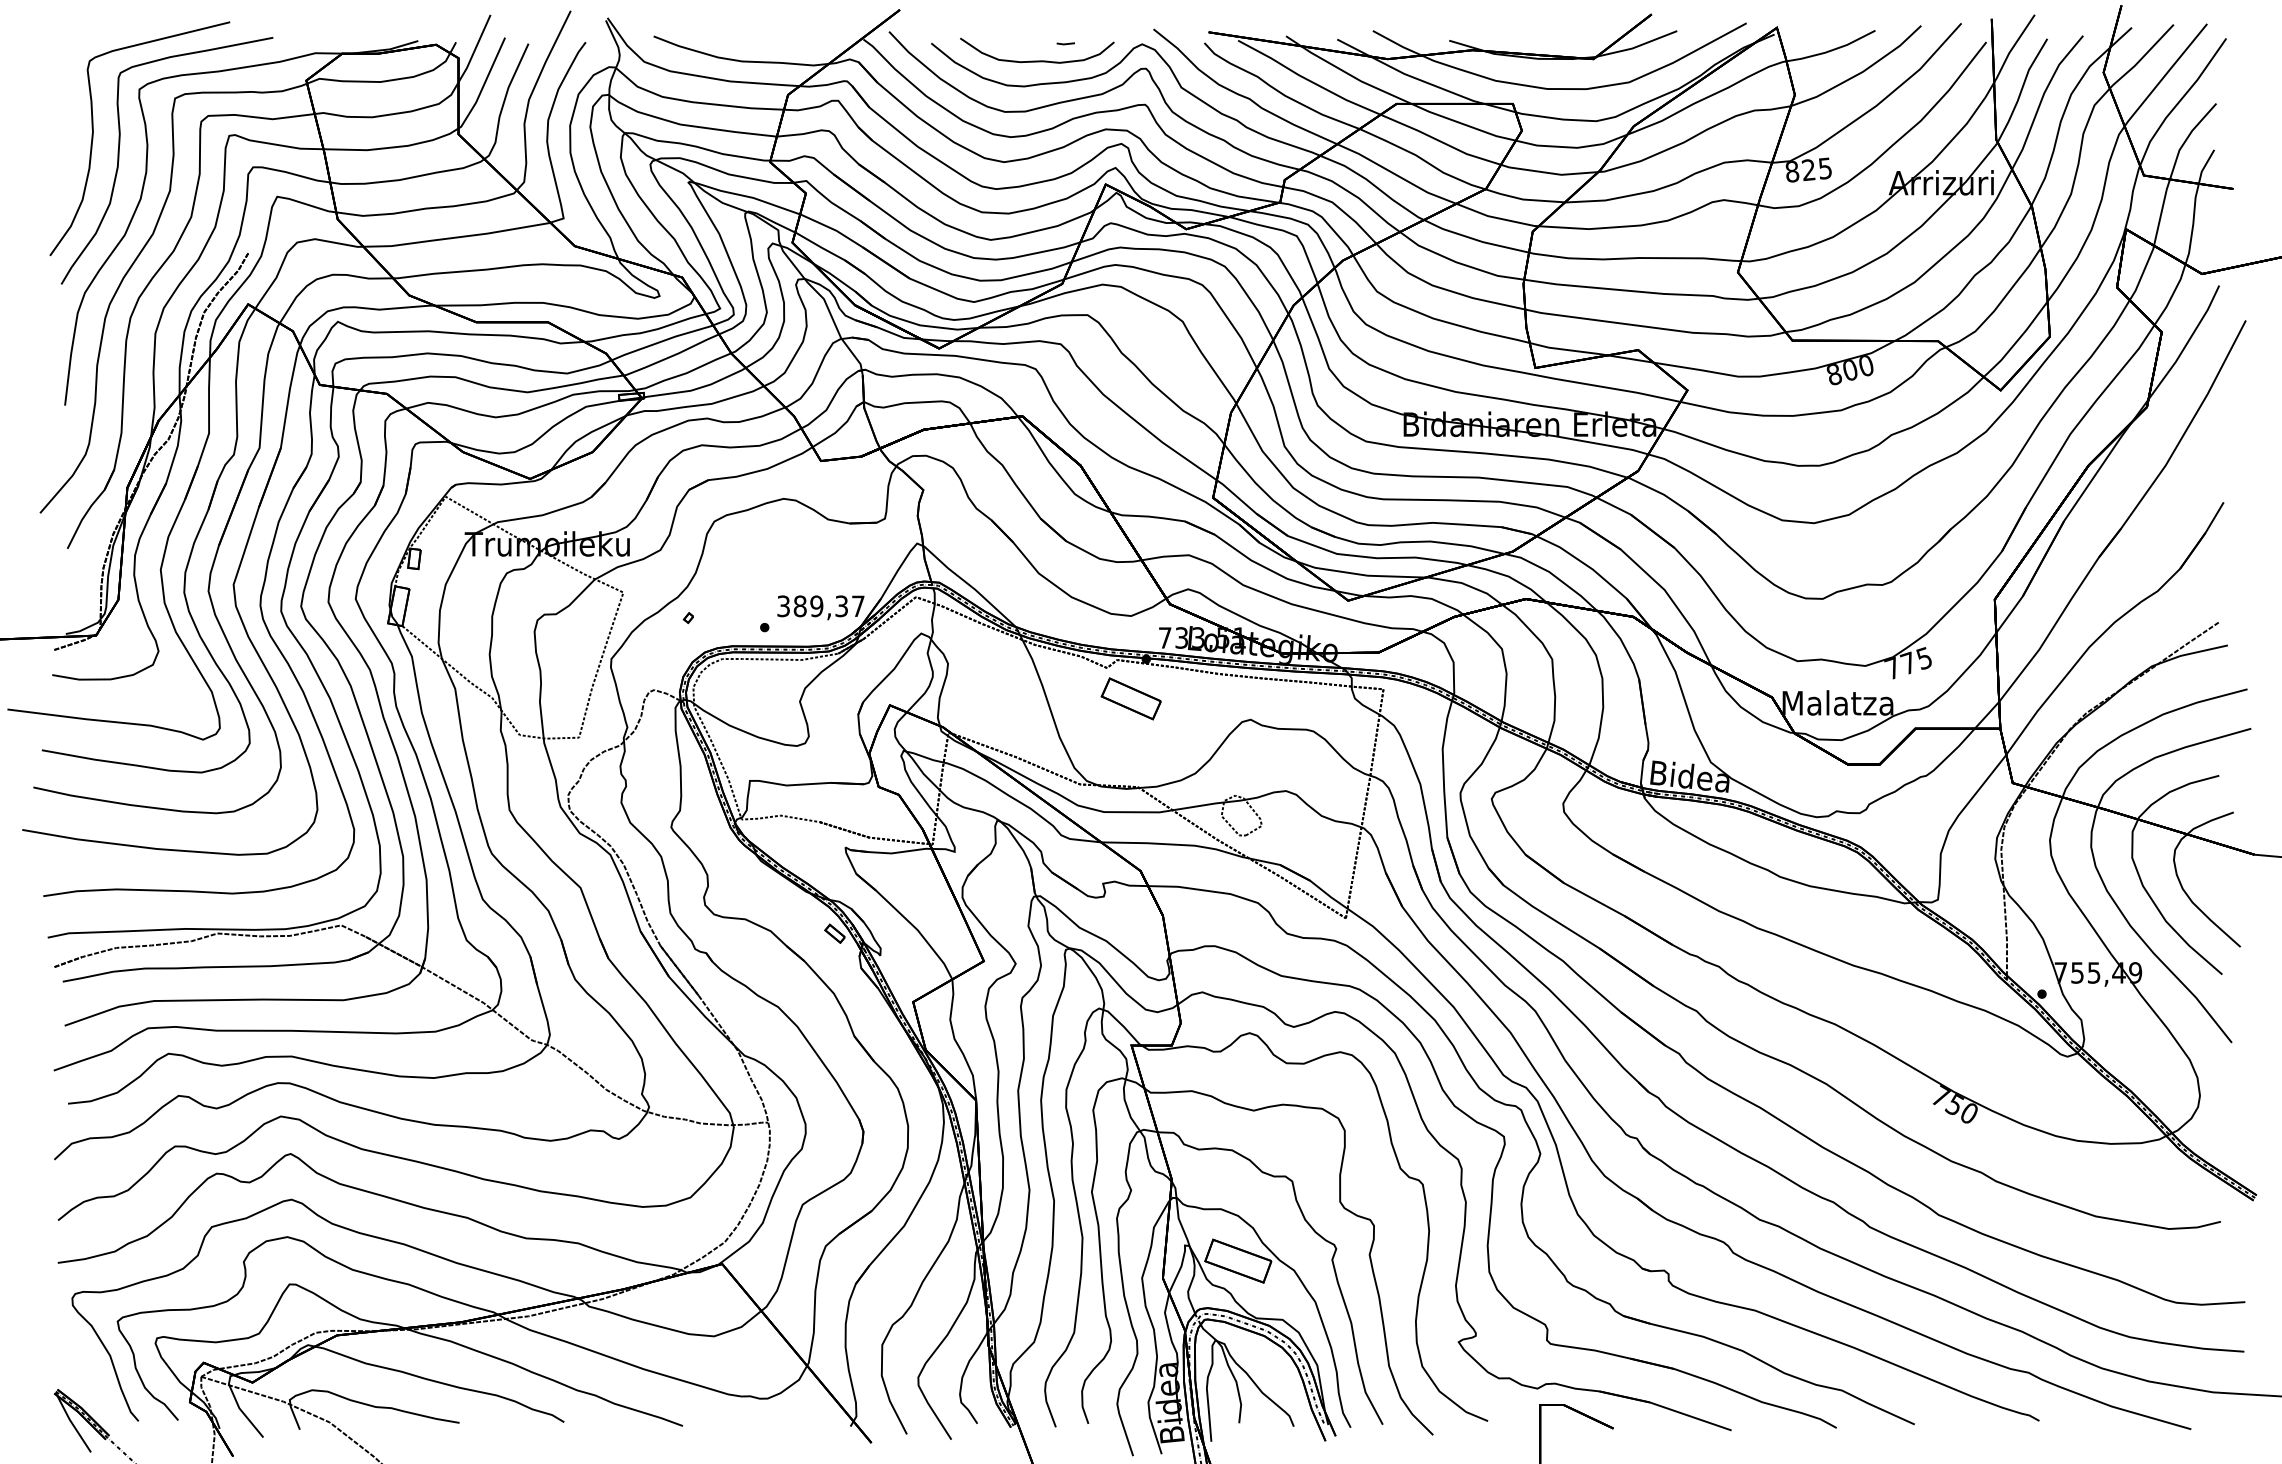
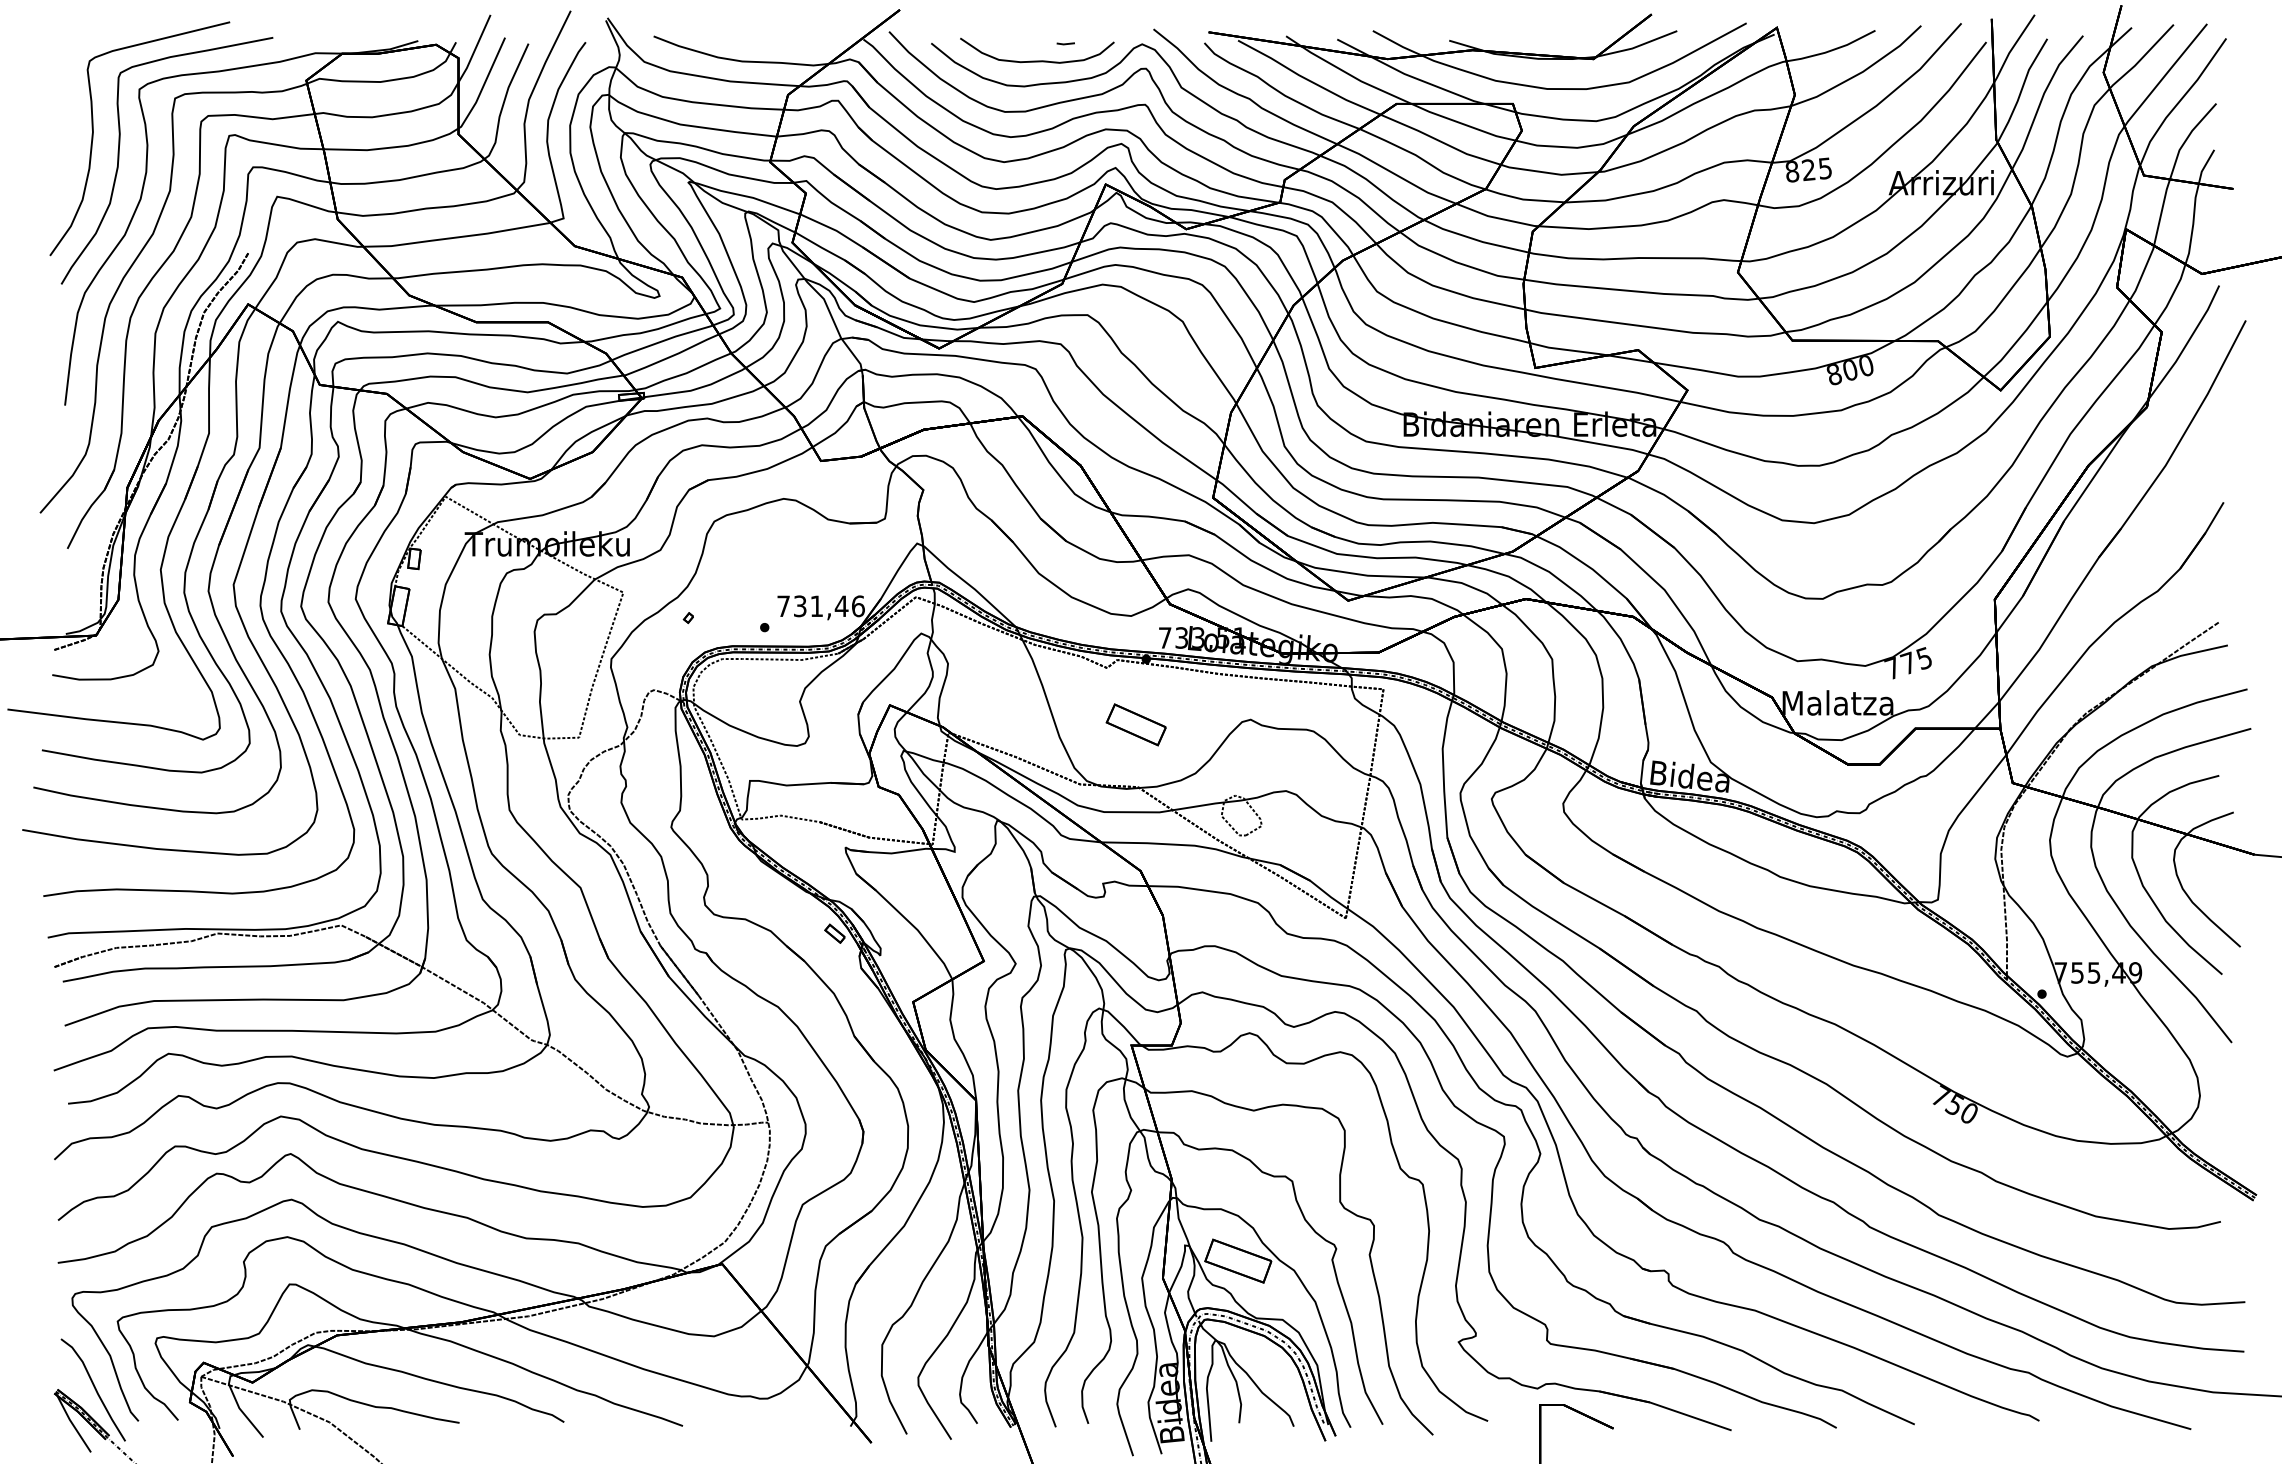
text: 389,37 -> 731,46 (820, 606)
part position: (1130, 698) -> (1135, 724) (1135, 724)
curve: none -> present (94, 1389)
